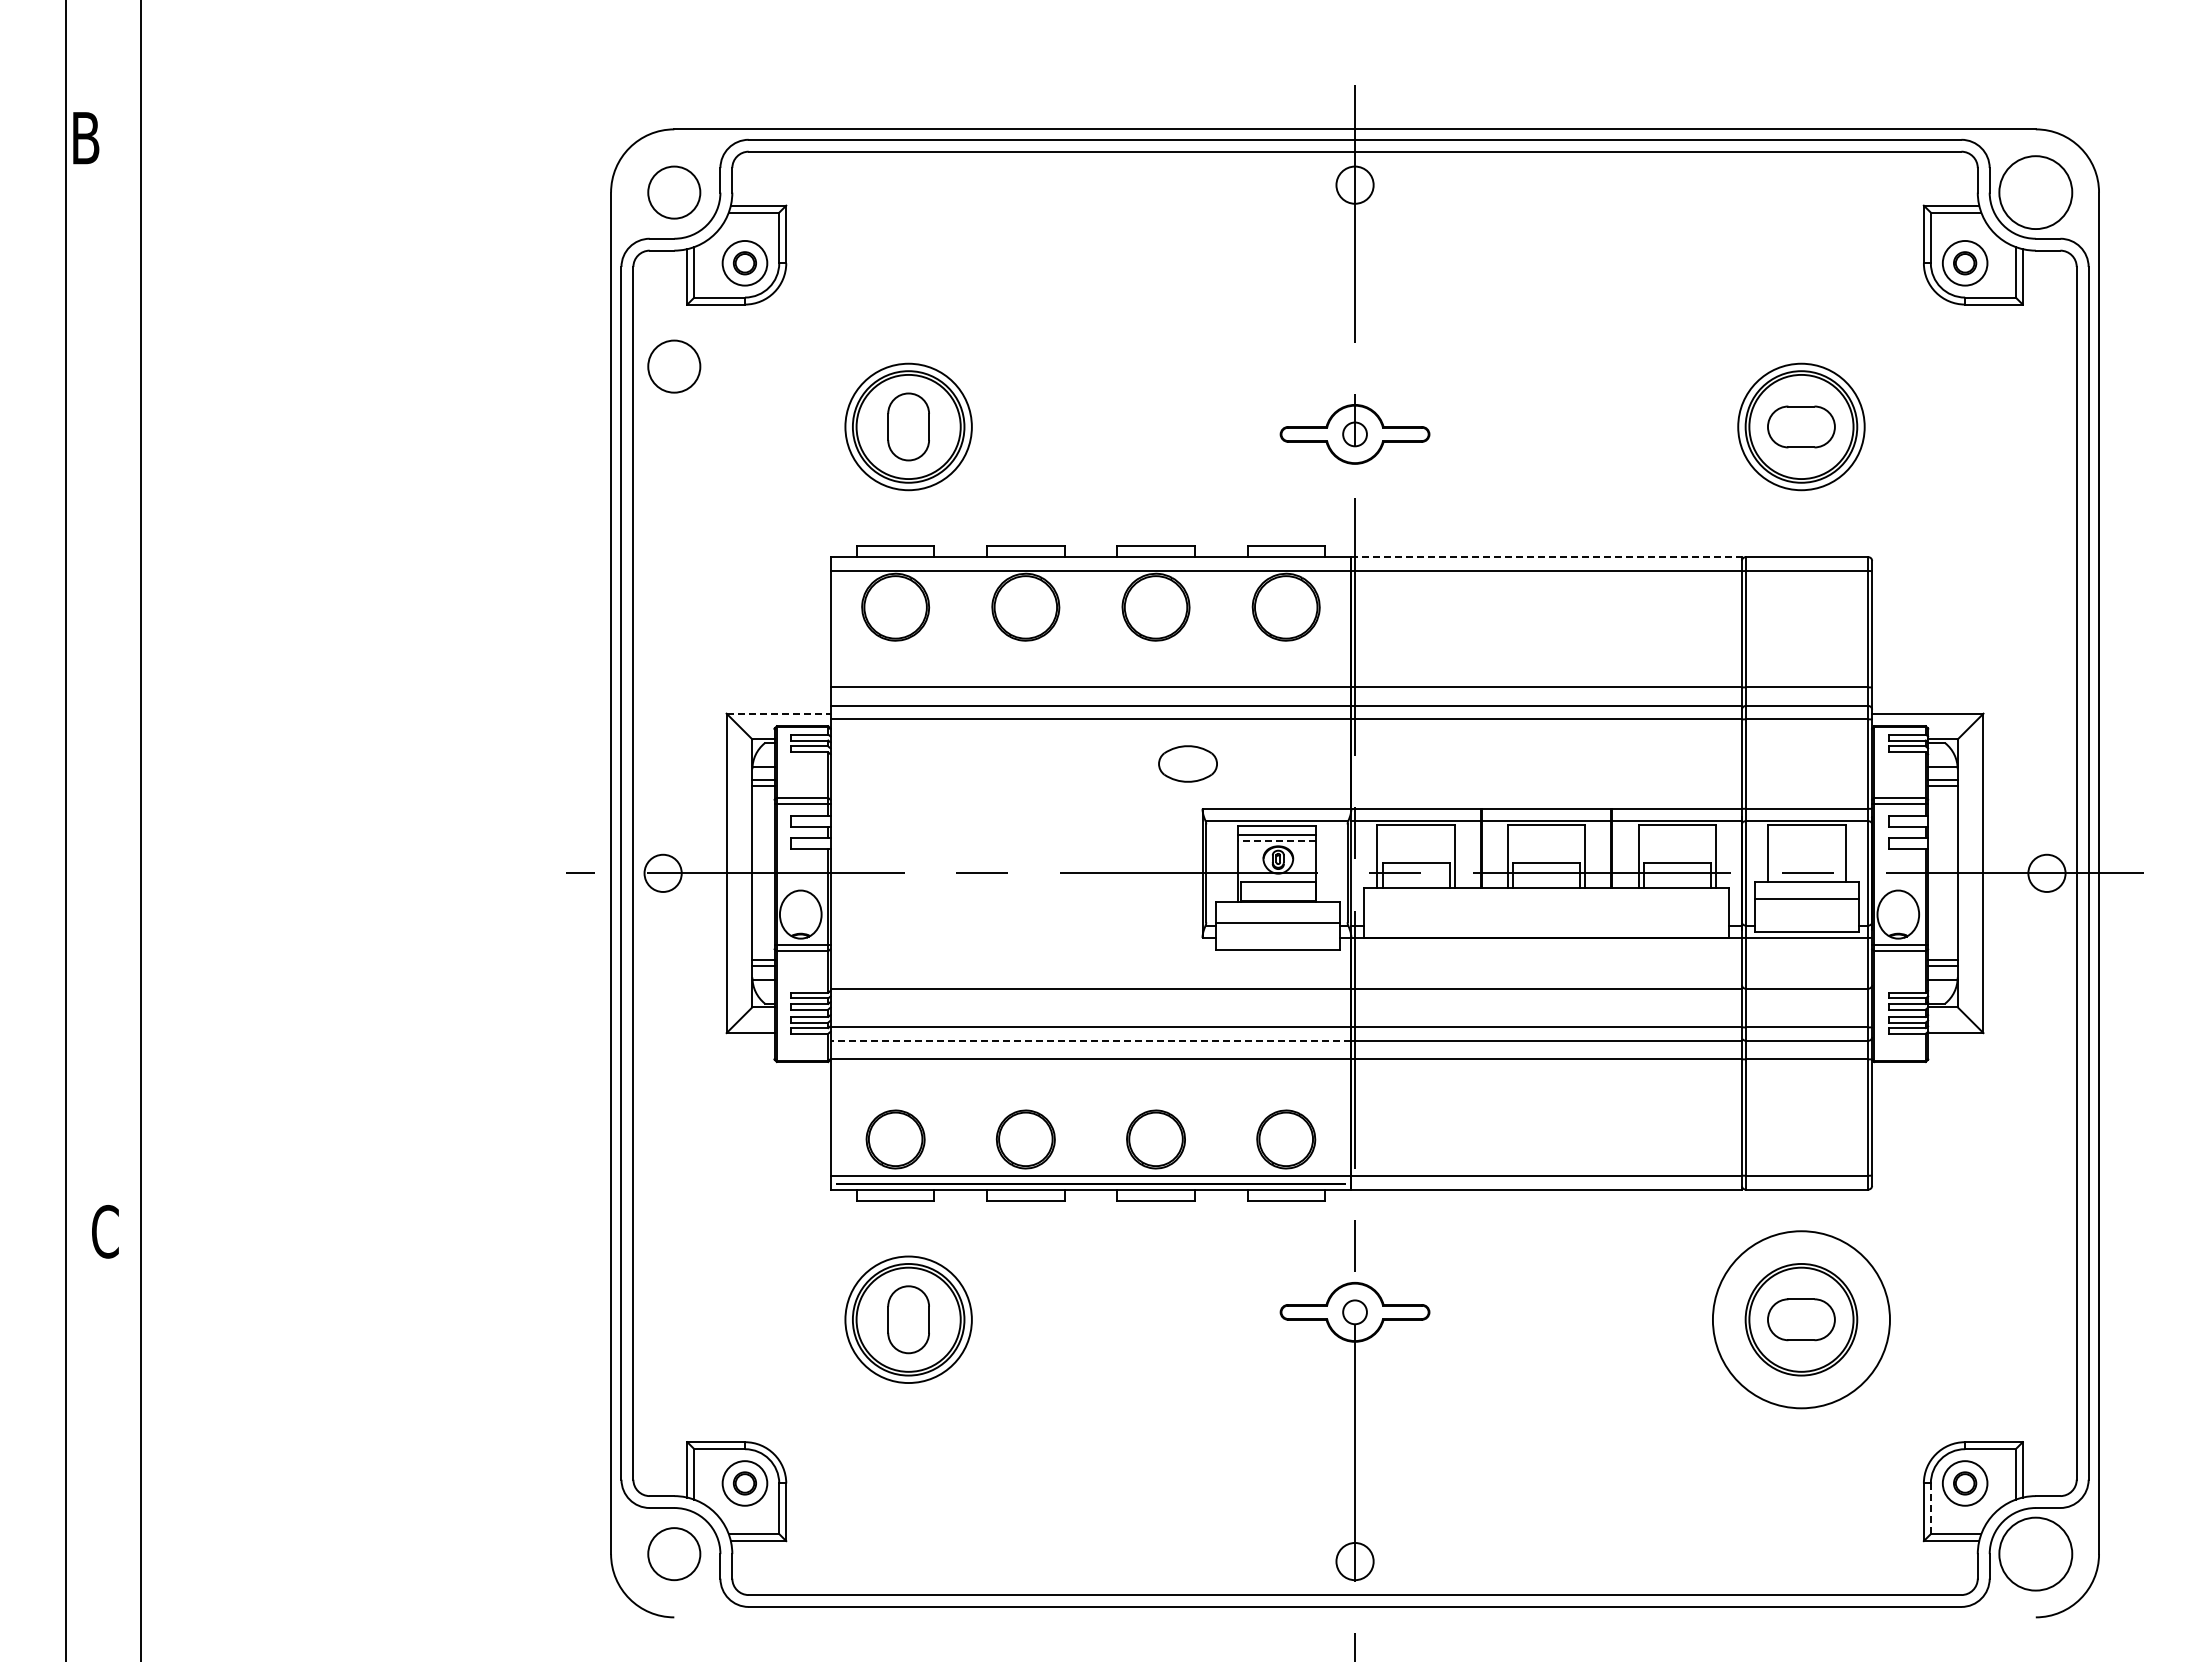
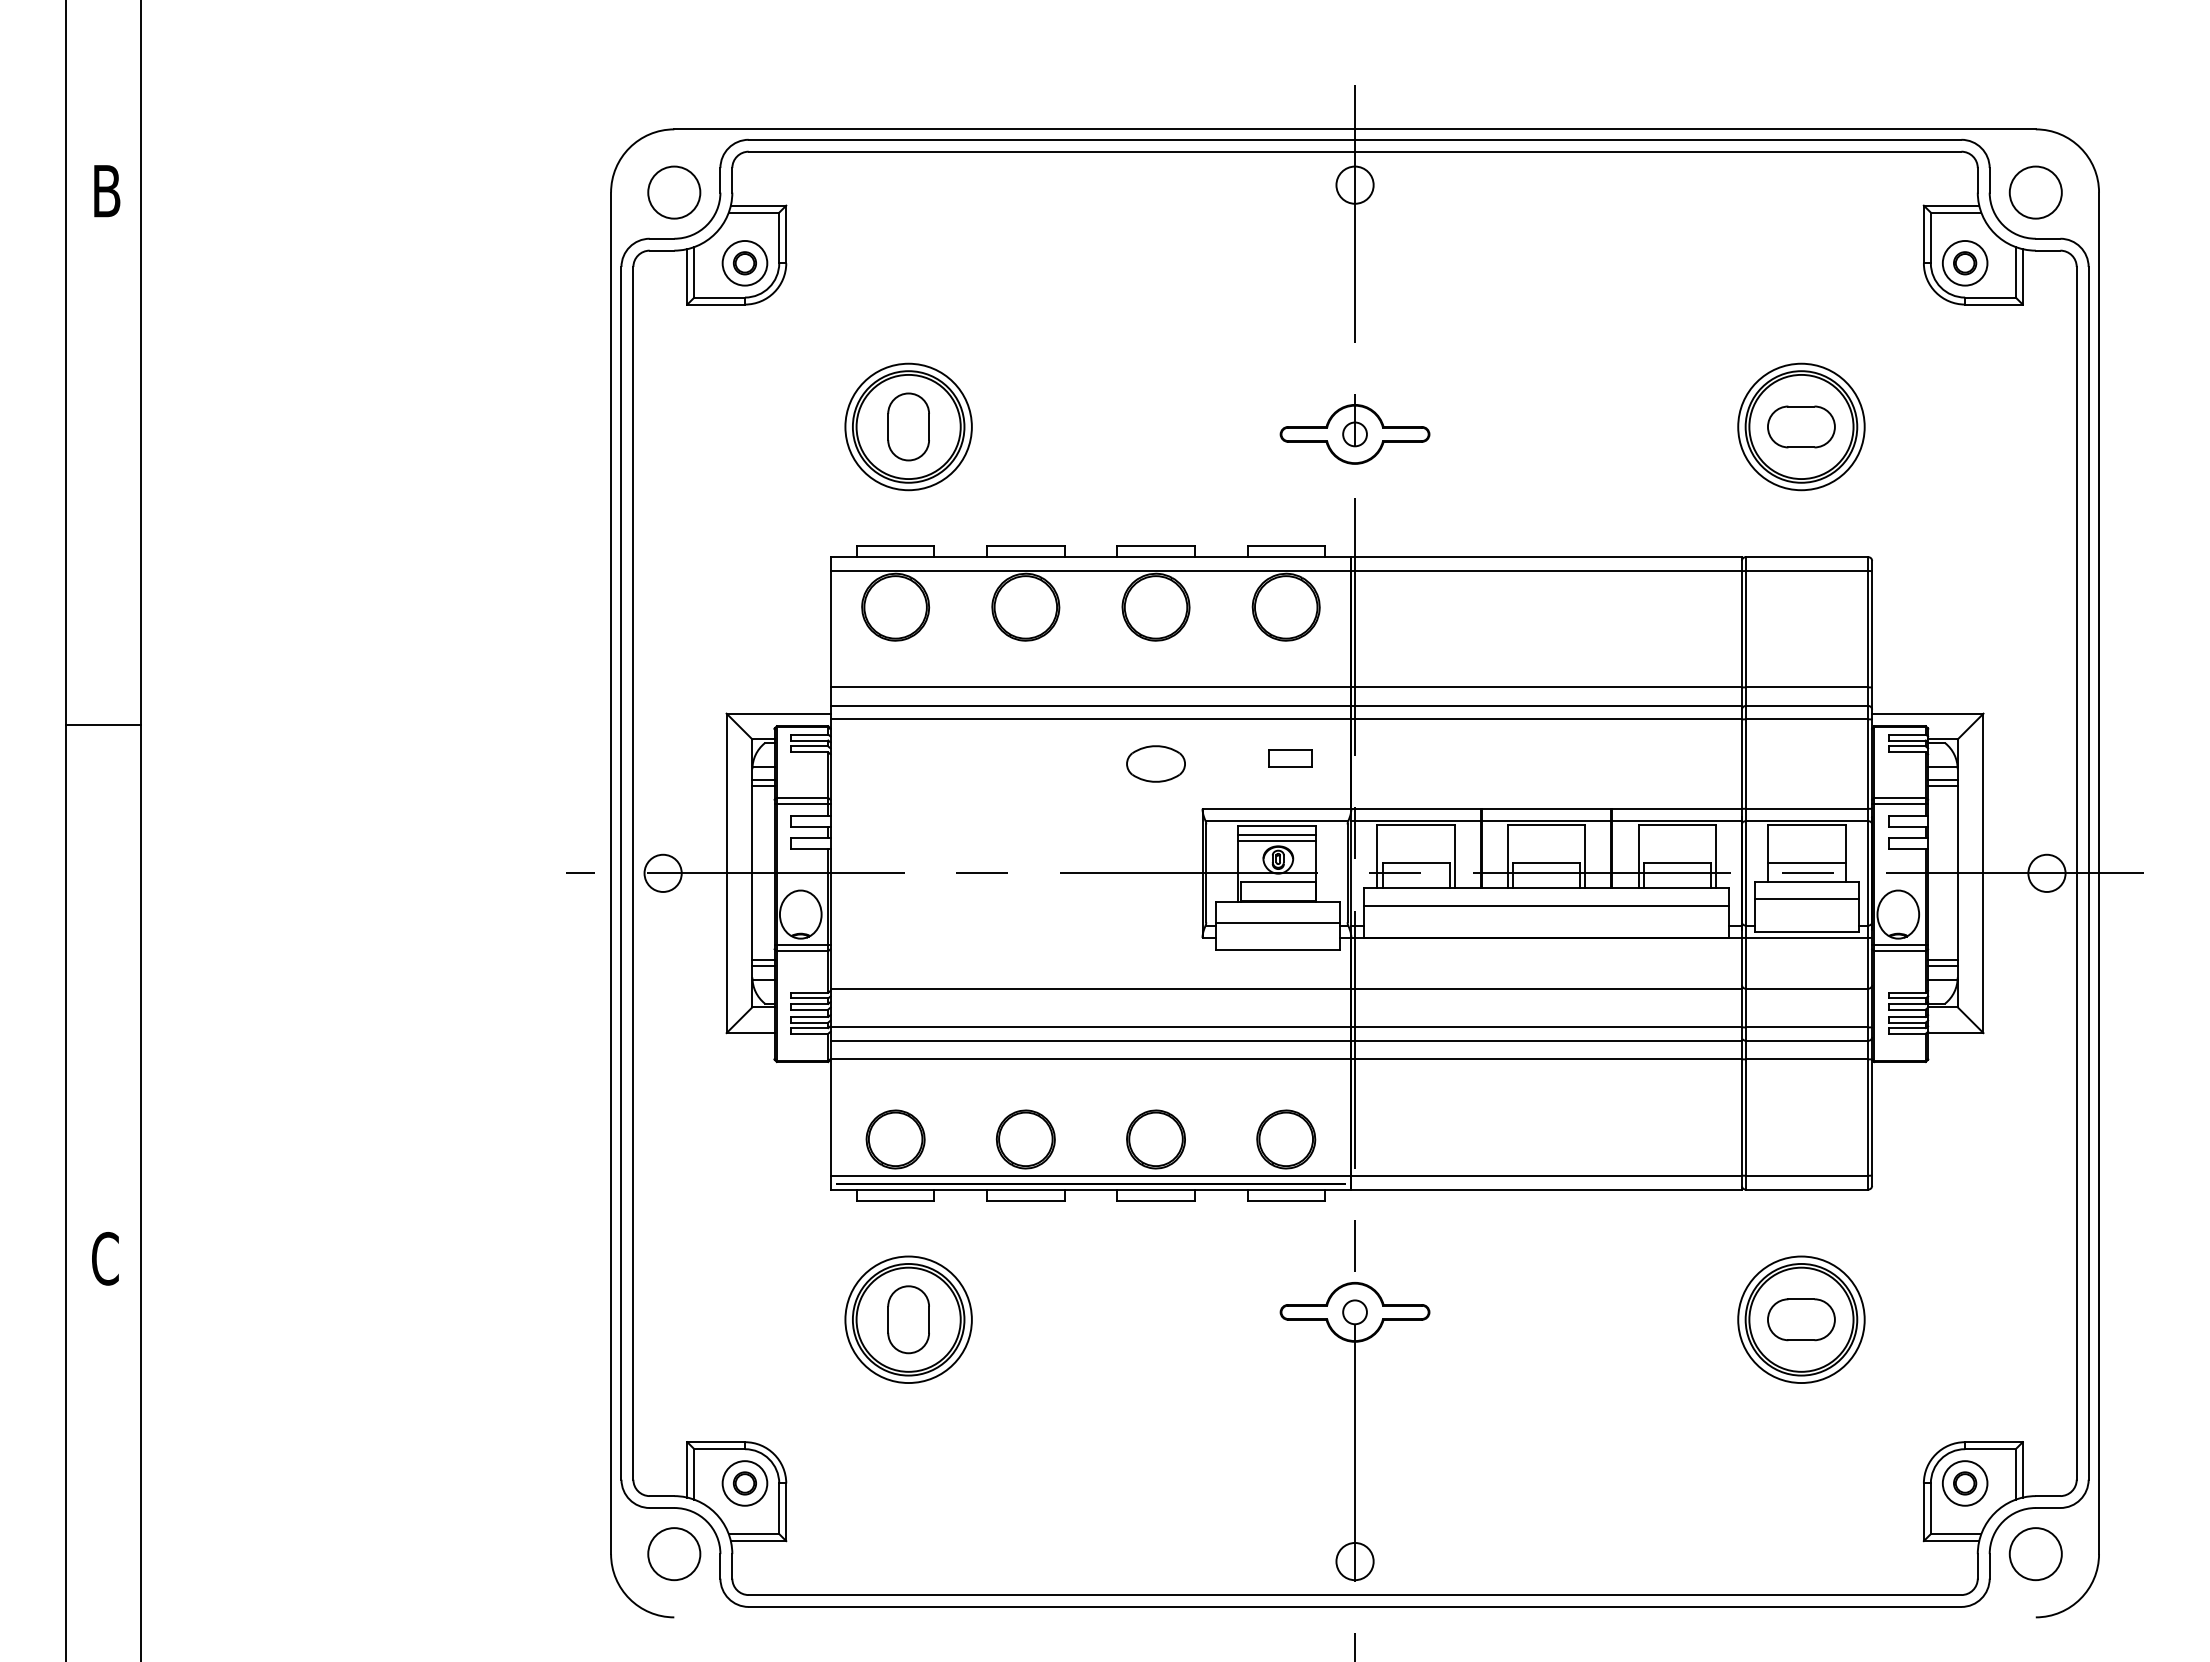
text position: (86, 138) -> (107, 191) (107, 191)
circle diameter: 73 px -> 52 px (2035, 192)
circle: present -> none (674, 366)
line: dashed -> solid (1547, 557)
line: dashed -> solid (778, 713)
line: none -> present (103, 725)
part: none -> present (1290, 758)
part position: (1187, 763) -> (1155, 763) (1155, 763)
line: dashed -> solid (1276, 841)
line: none -> present (1806, 862)
line: none -> present (1546, 905)
line: dashed -> solid (1090, 1040)
text position: (105, 1231) -> (105, 1258) (105, 1258)
circle diameter: 177 px -> 126 px (1801, 1319)
line: dashed -> solid (1930, 1509)
circle diameter: 73 px -> 52 px (2035, 1554)
